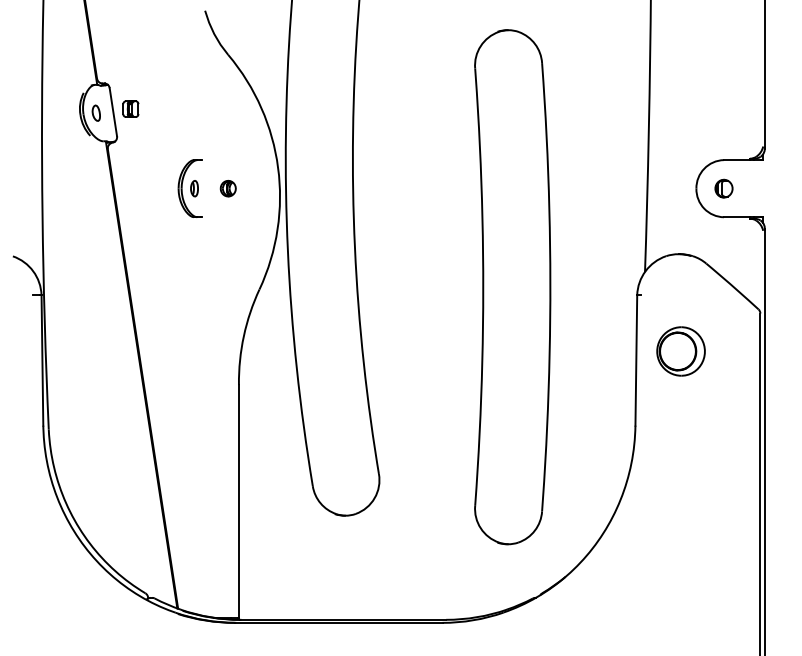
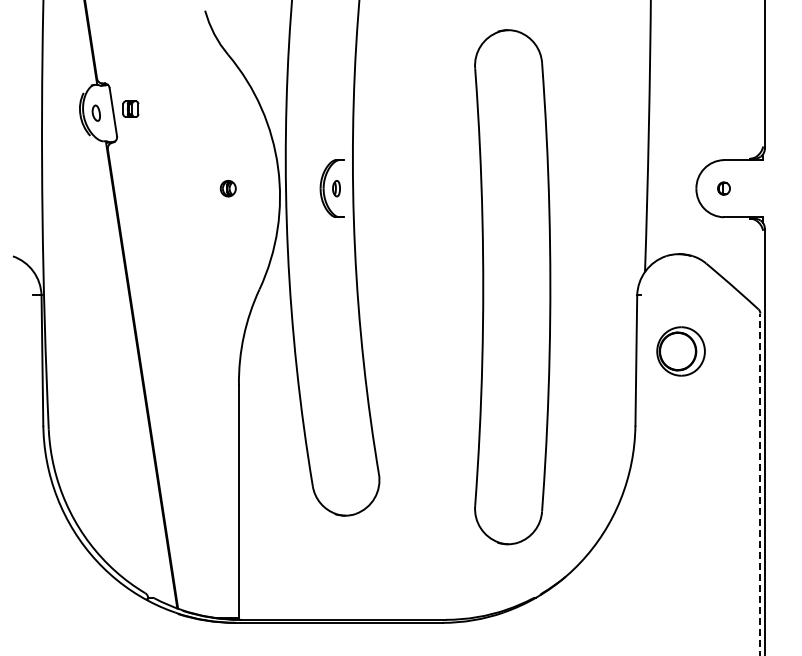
part position: (189, 188) -> (331, 188) (331, 188)
part size: 20x21 px -> 14x15 px (723, 188)
line: solid -> dashed (760, 484)
